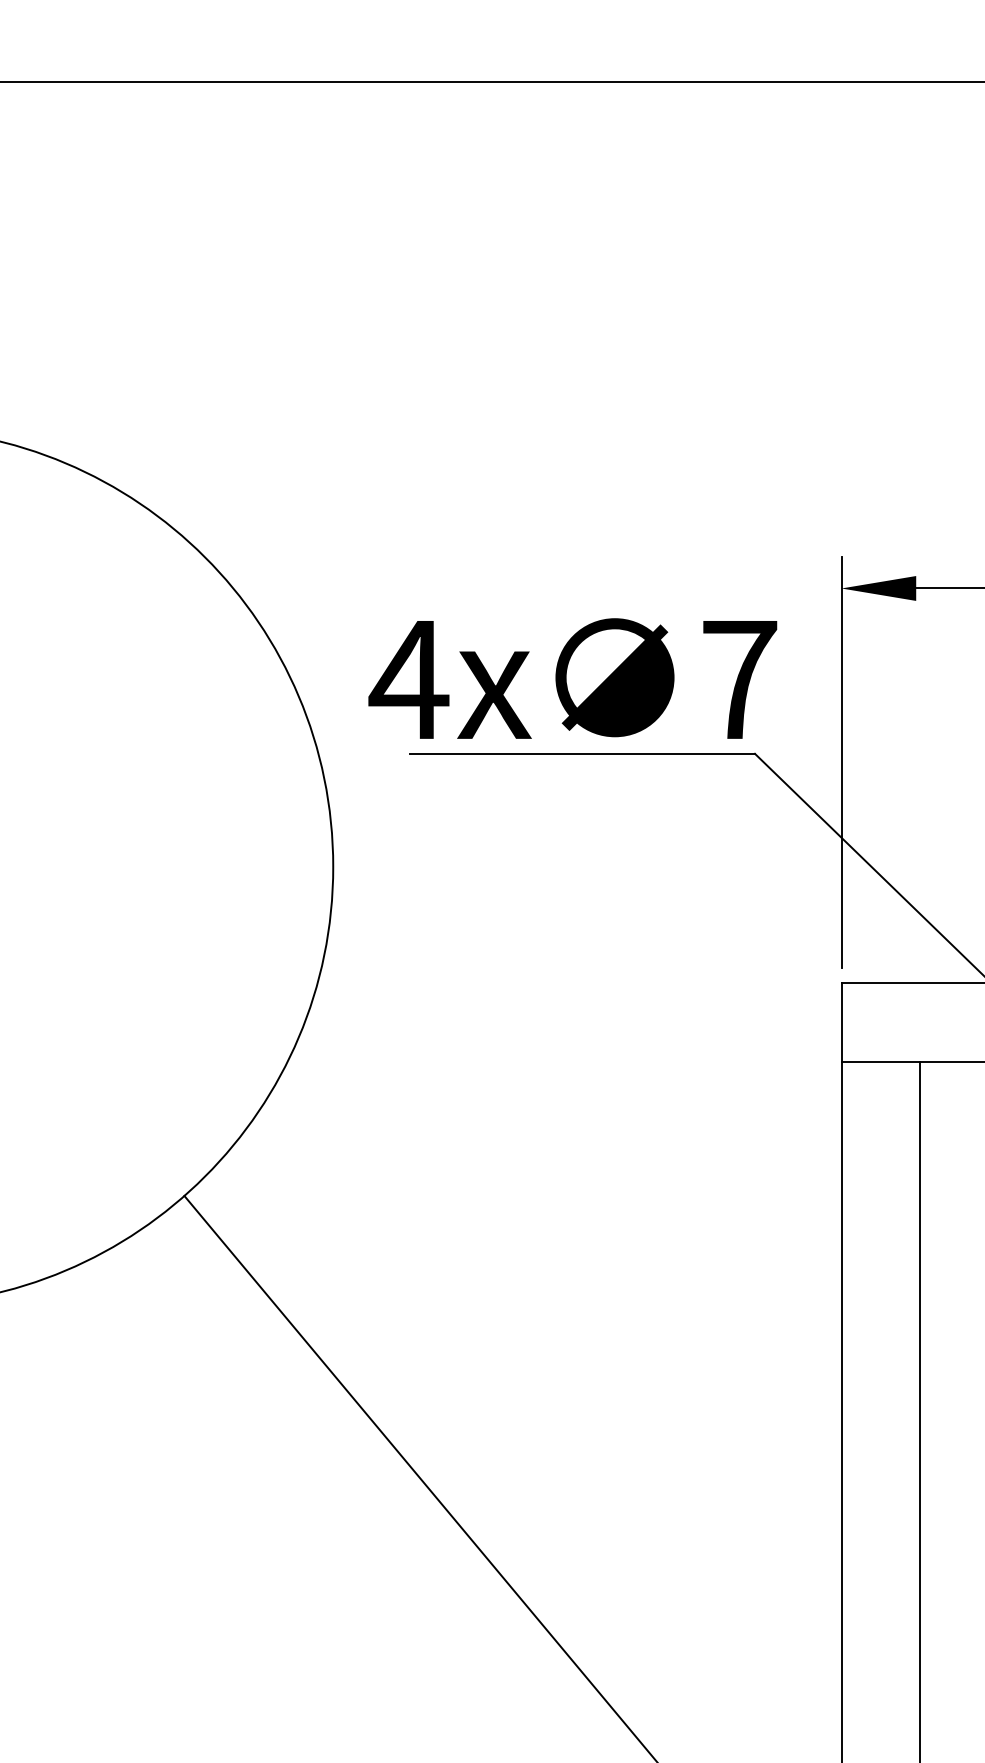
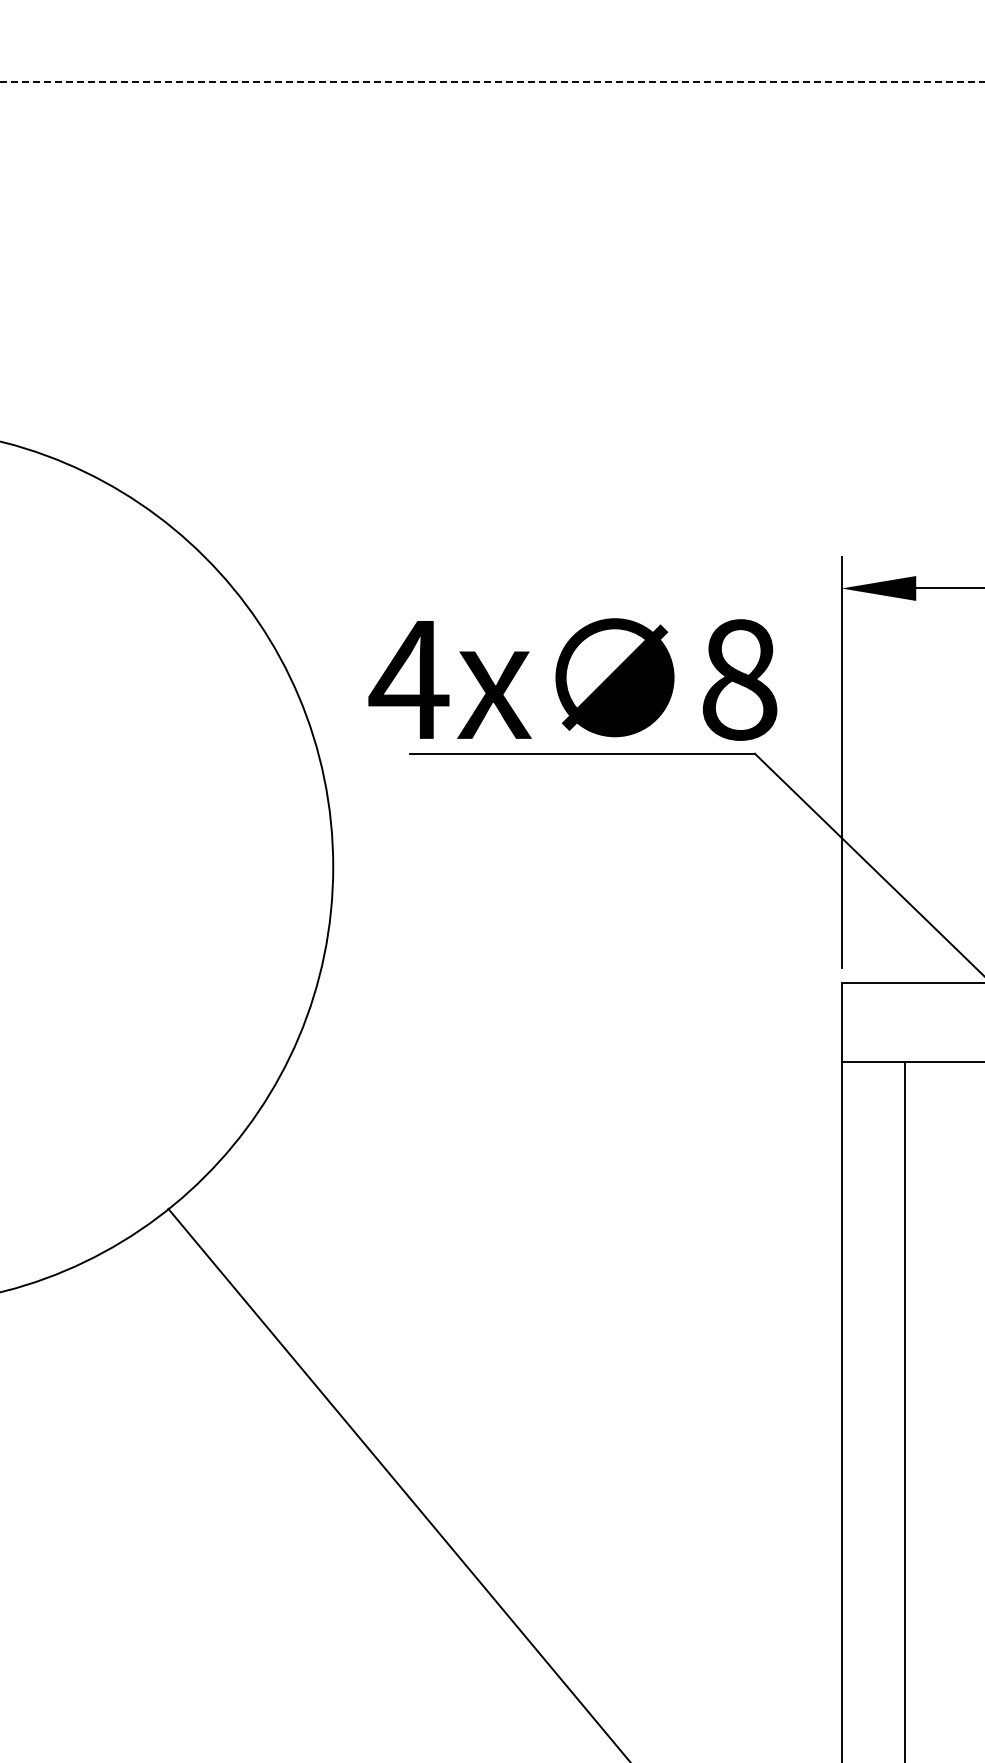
line: solid -> dashed (493, 82)
text: 7 -> 8 (739, 679)
line position: (920, 1410) -> (905, 1410) (905, 1410)
line position: (419, 1477) -> (398, 1483) (398, 1483)
